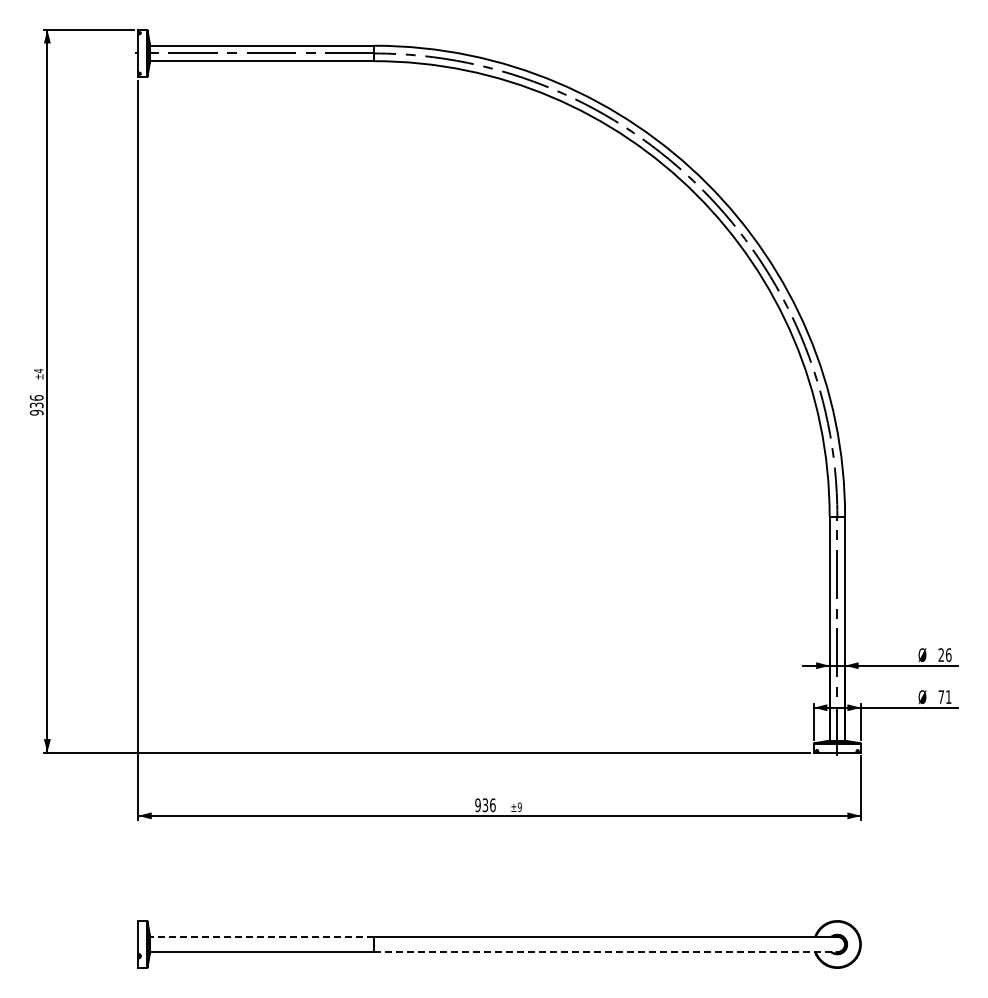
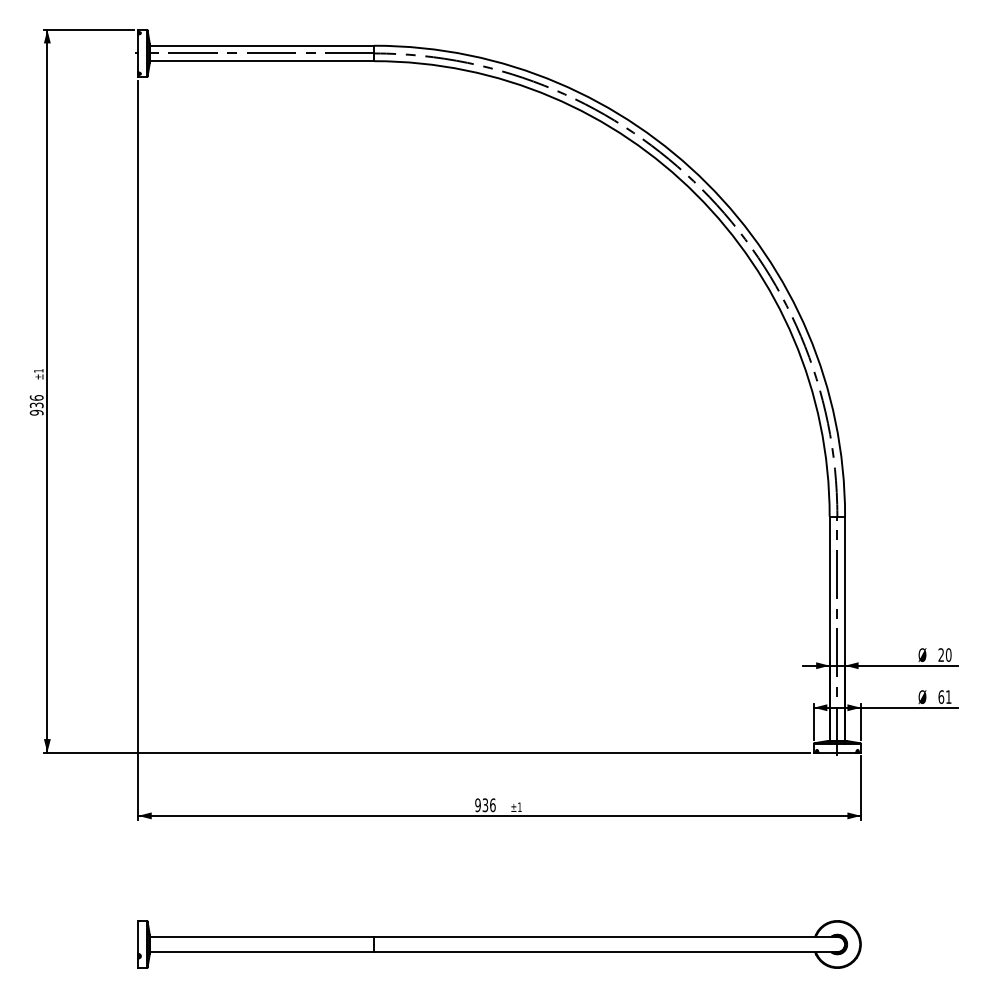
text: ±4 -> ±1 (38, 370)
text: 26 -> 20 (948, 654)
text: 71 -> 61 (941, 696)
text: ±9 -> ±1 (519, 807)
line: dashed -> solid (261, 936)
line: dashed -> solid (605, 952)
